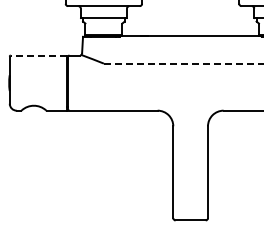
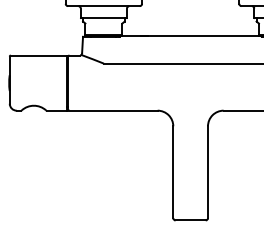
line: dashed -> solid (38, 55)
line: dashed -> solid (183, 63)
